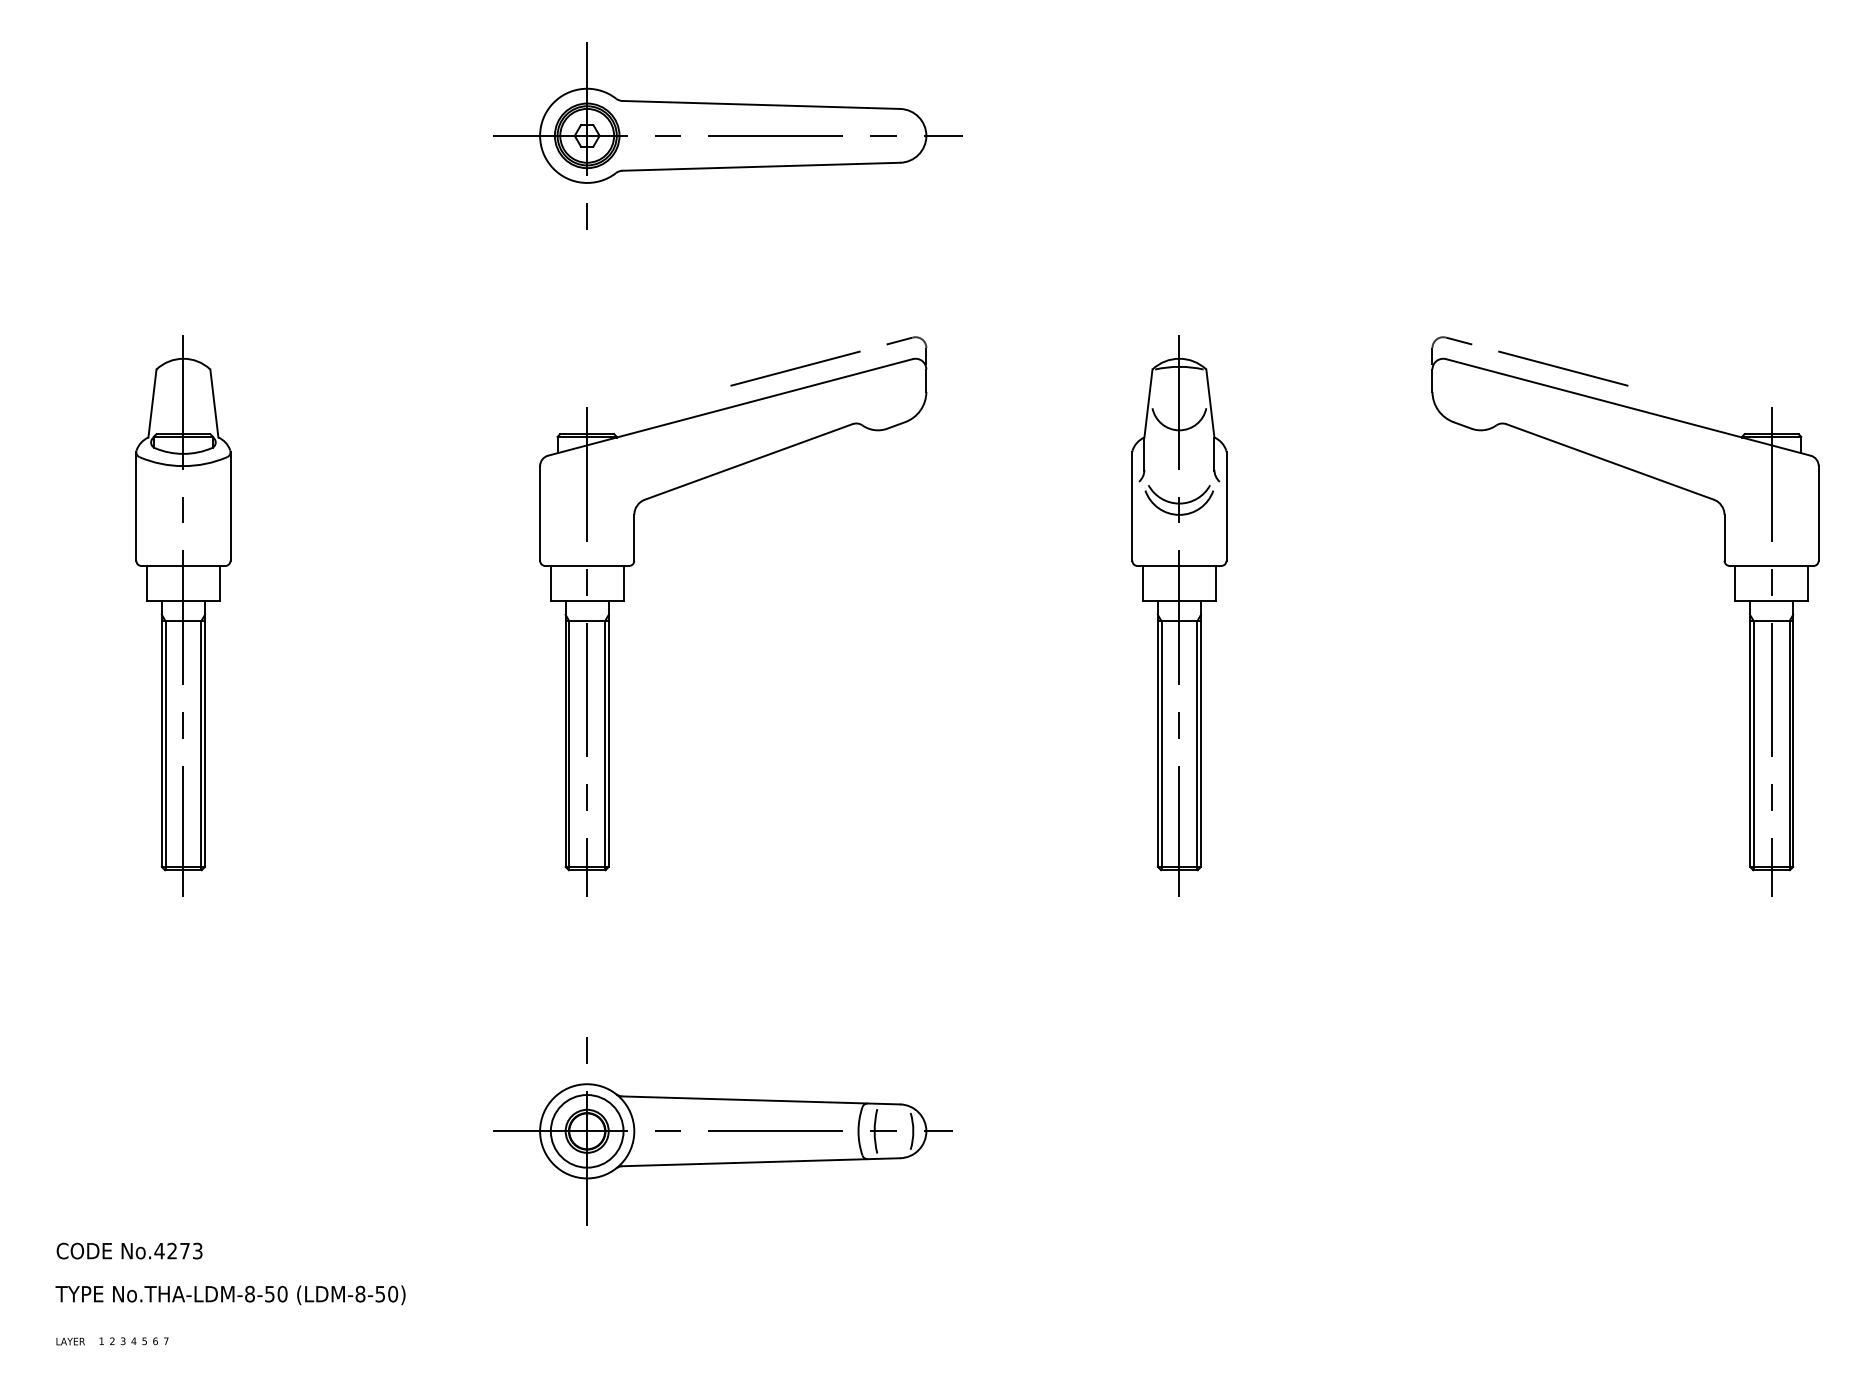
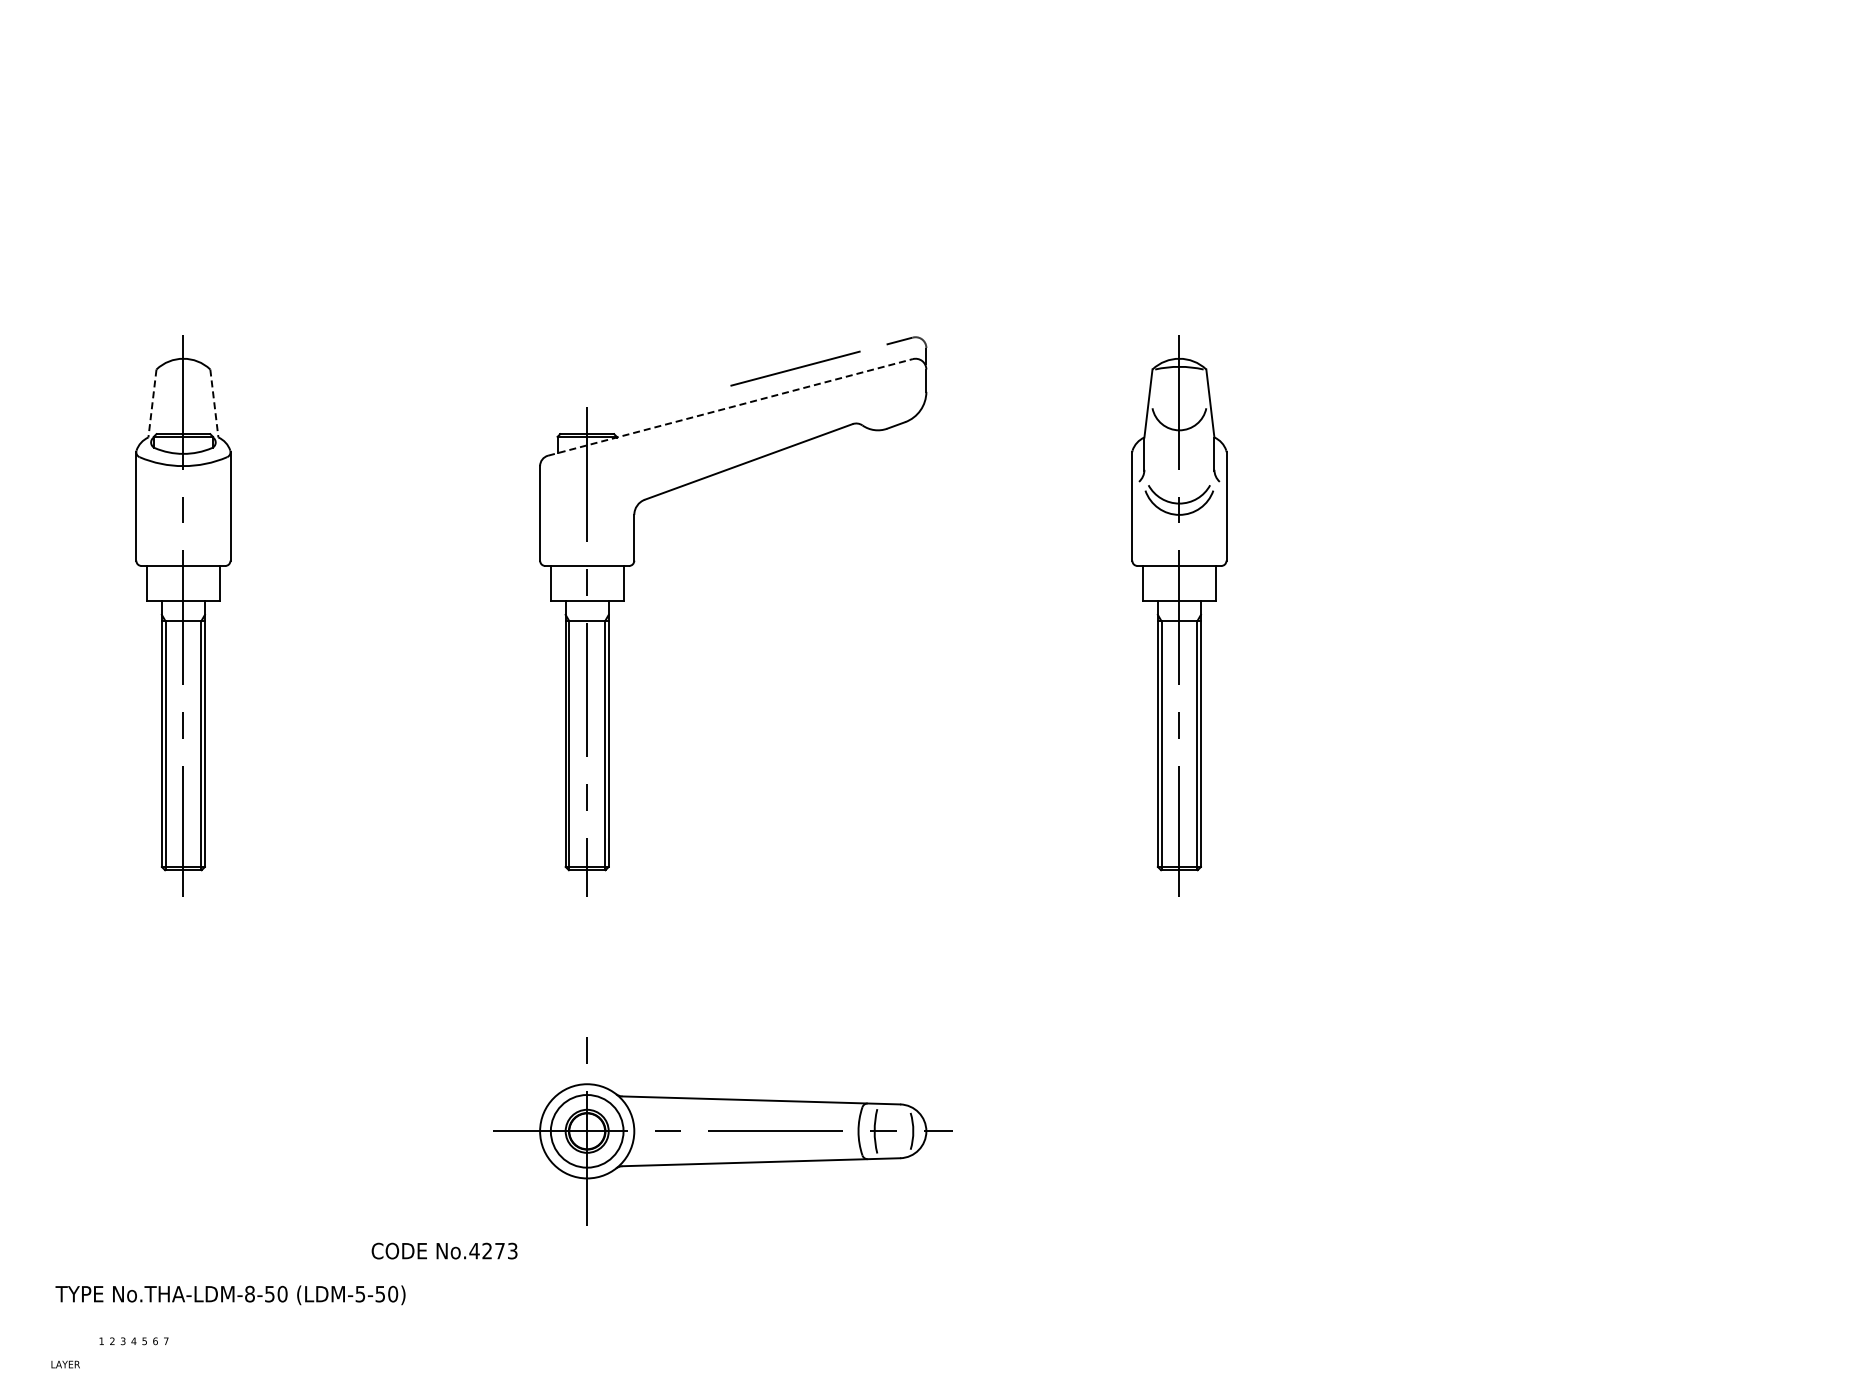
part: present -> none (727, 135)
line: solid -> dashed (152, 404)
line: solid -> dashed (214, 404)
line: solid -> dashed (730, 407)
part: present -> none (1734, 601)
text position: (129, 1250) -> (444, 1250) (444, 1250)
text: (LDM-8-50) -> (LDM-5-50) (360, 1293)
text position: (70, 1341) -> (65, 1364) (65, 1364)
